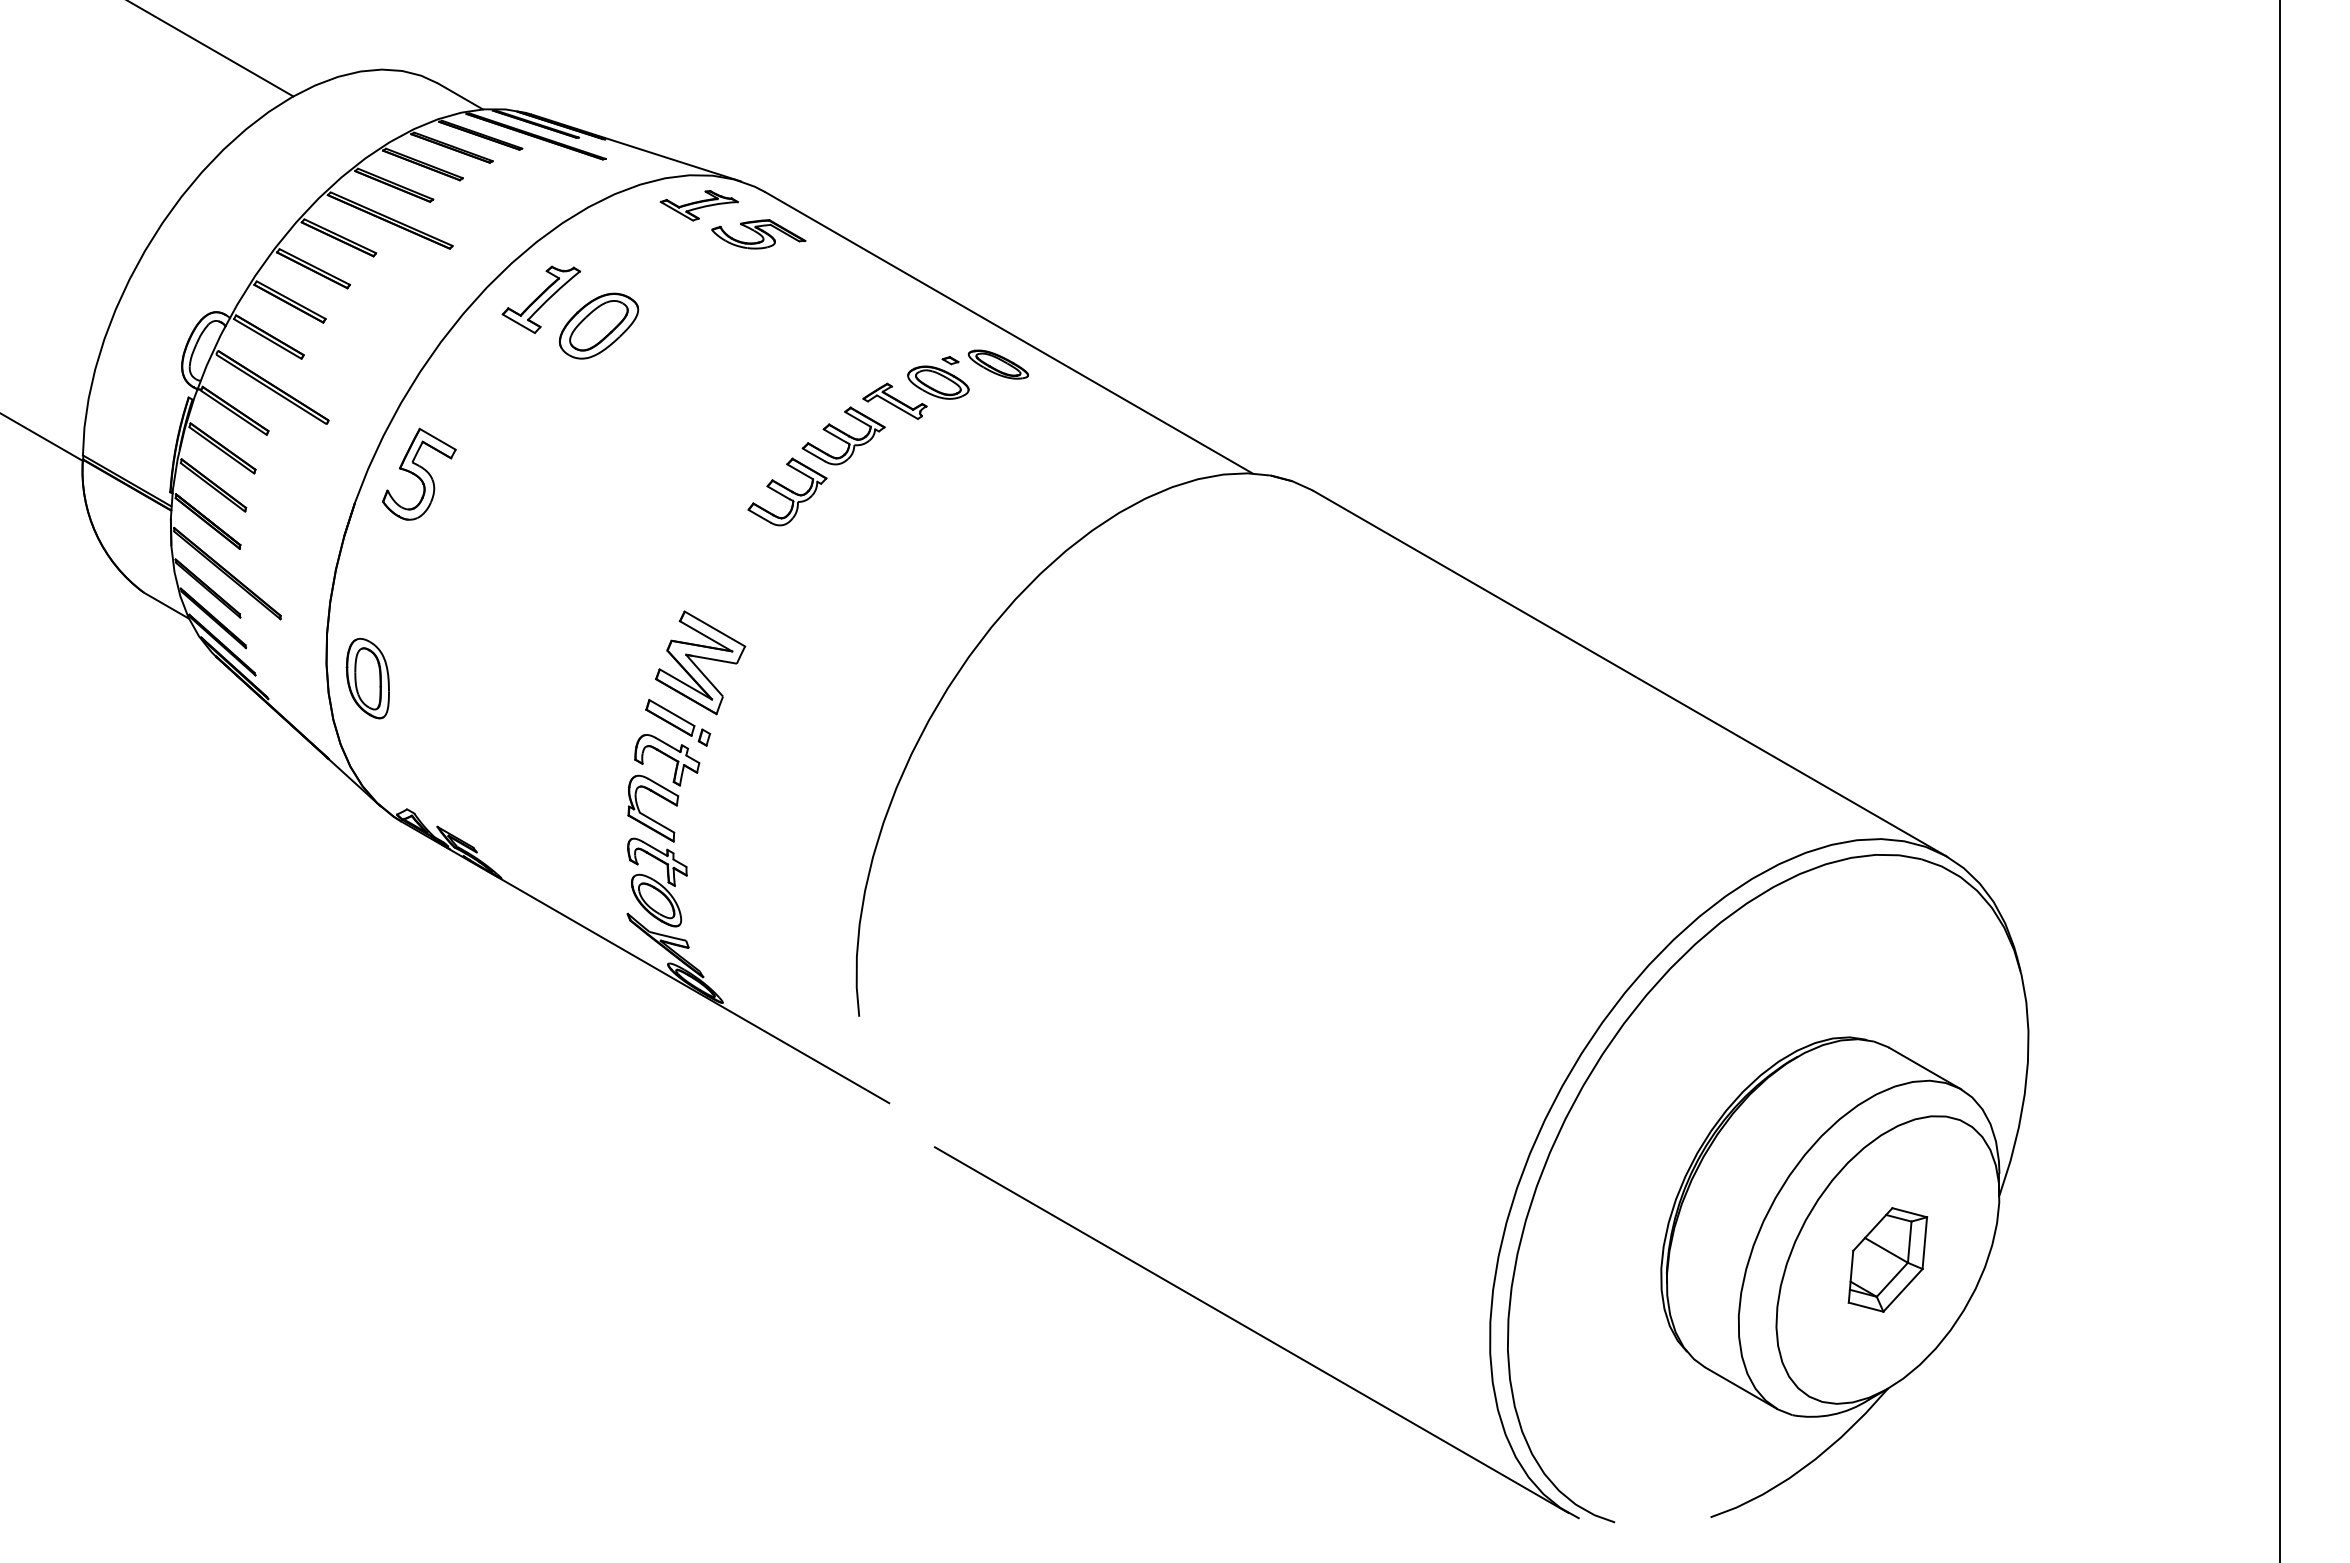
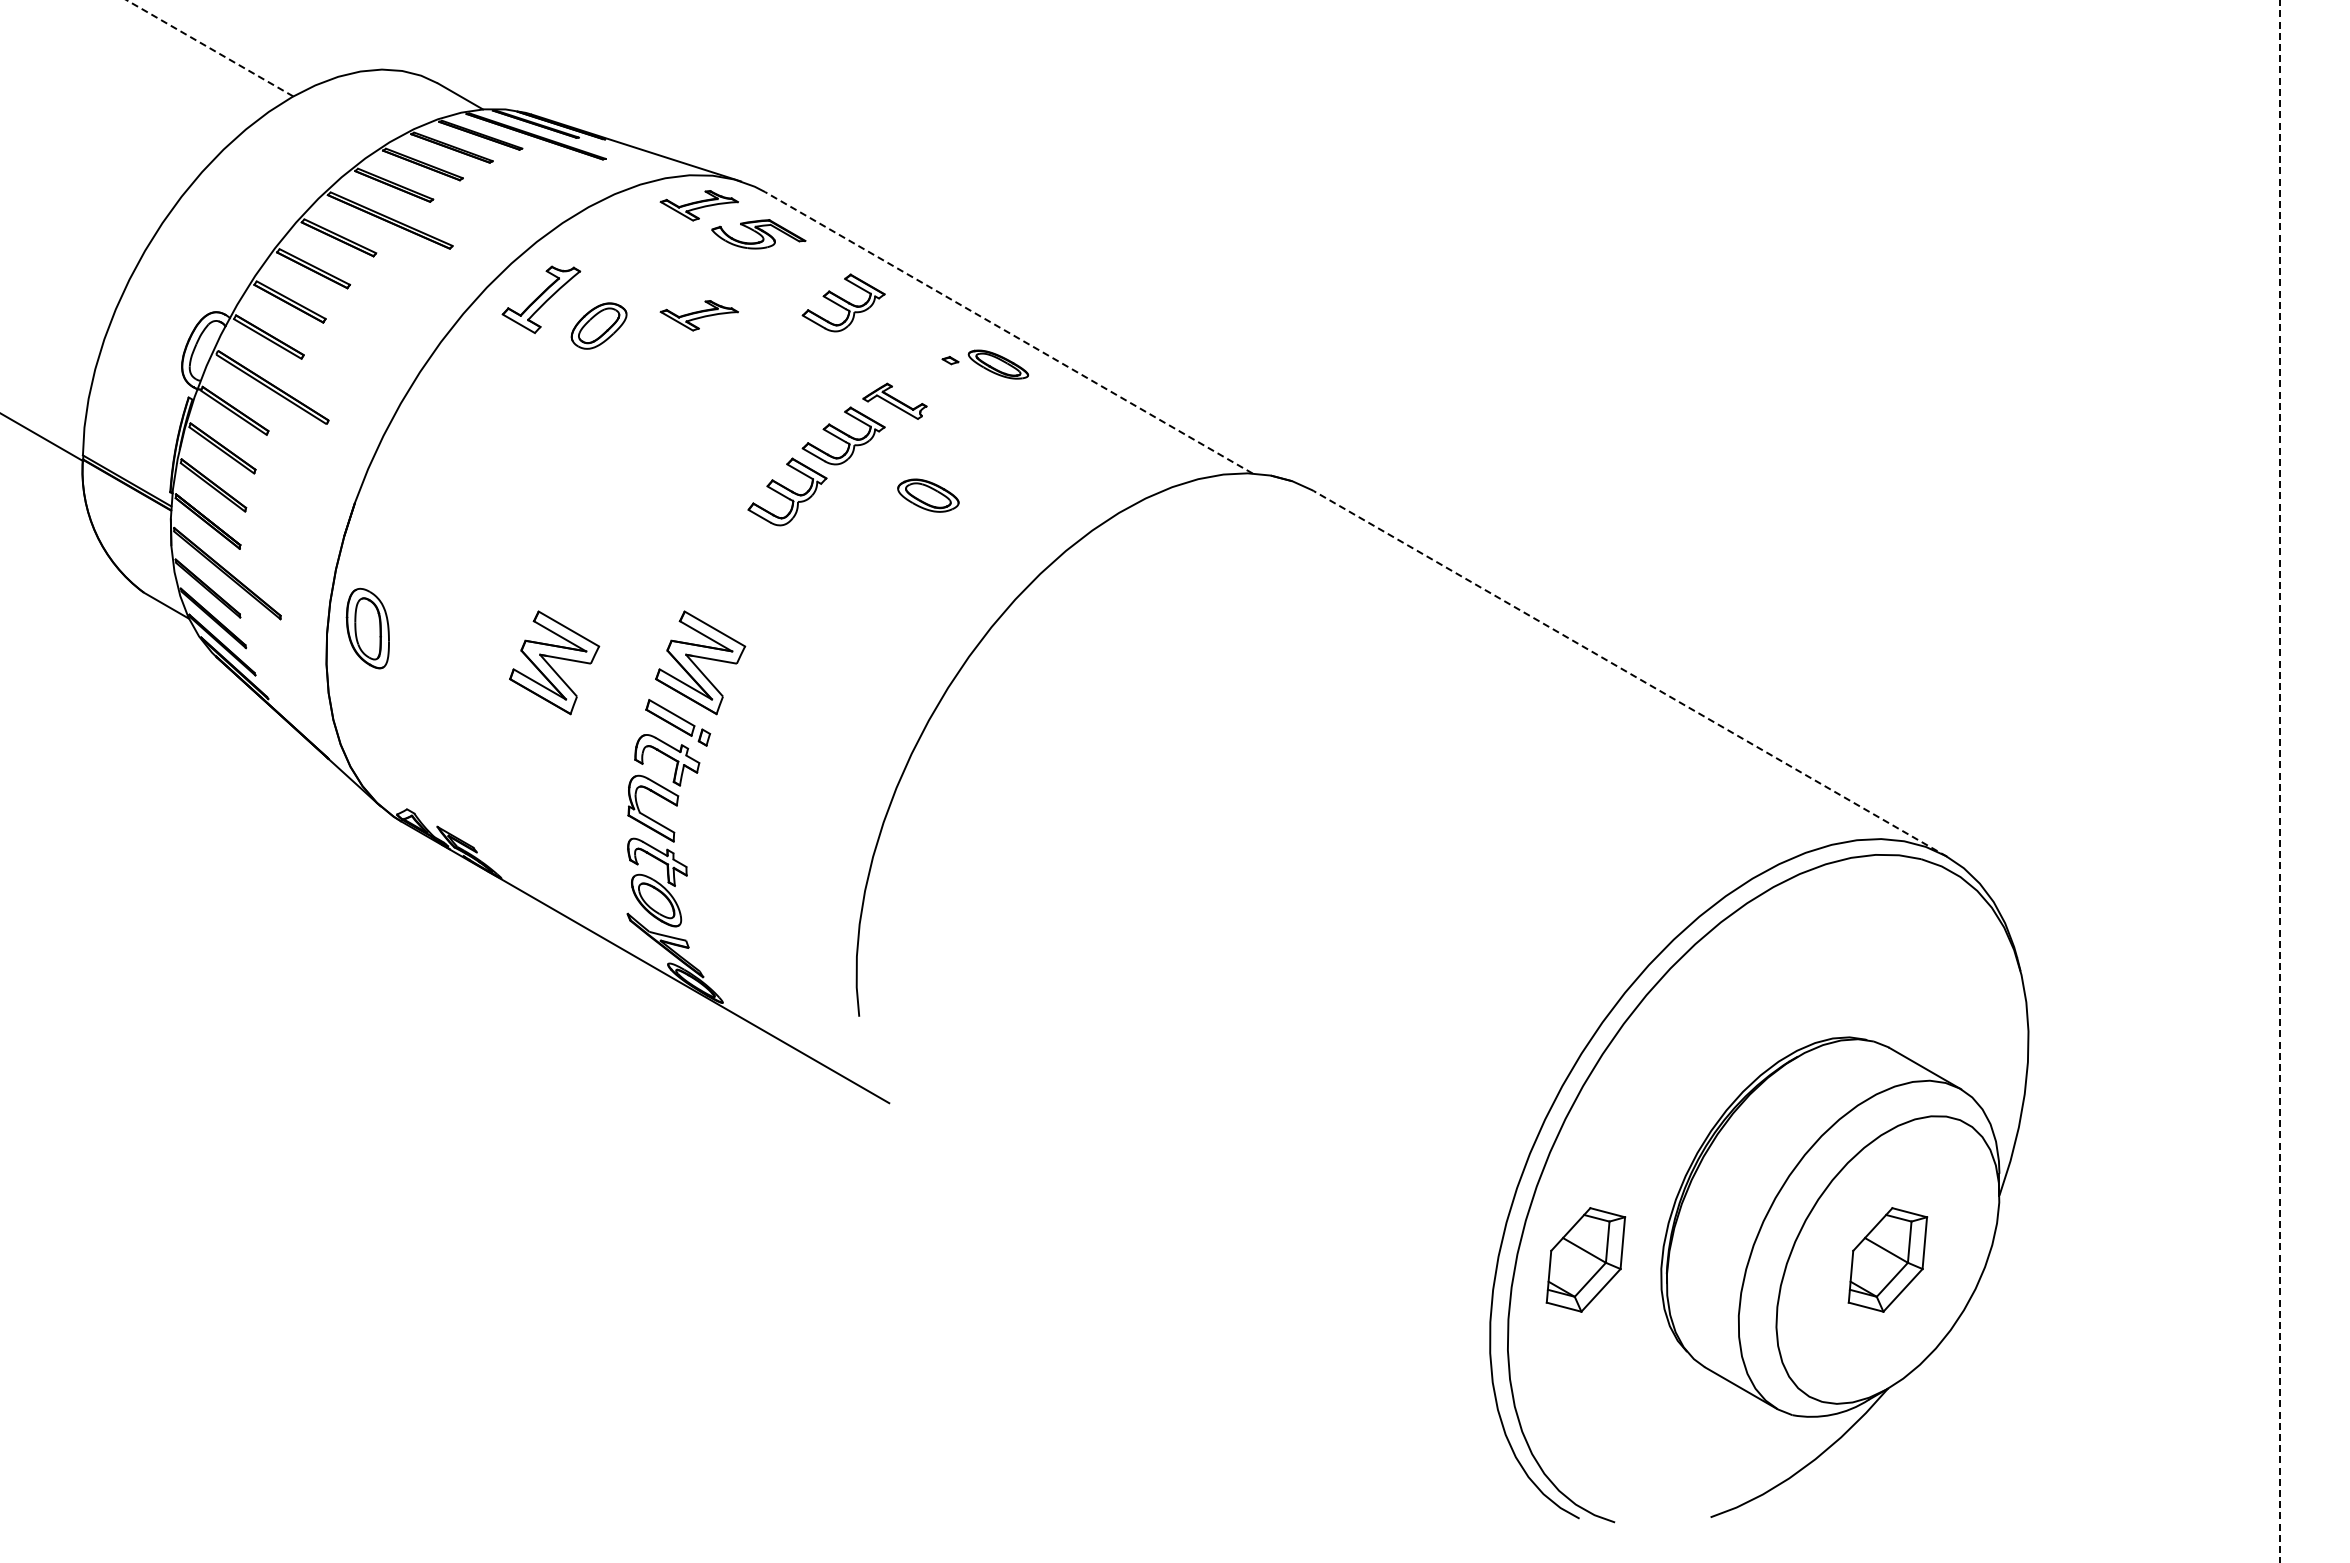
line: solid -> dashed (209, 48)
part: none -> present (843, 302)
part: none -> present (698, 315)
part size: 81x68 px -> 58x48 px (598, 325)
line: solid -> dashed (1008, 332)
part position: (938, 382) -> (928, 495) (928, 495)
part: present -> none (419, 473)
part: none -> present (554, 662)
line: solid -> dashed (1630, 673)
part position: (367, 678) -> (367, 628) (367, 628)
line: solid -> dashed (2279, 781)
part: none -> present (1585, 1259)
line: present -> none (1251, 1329)
